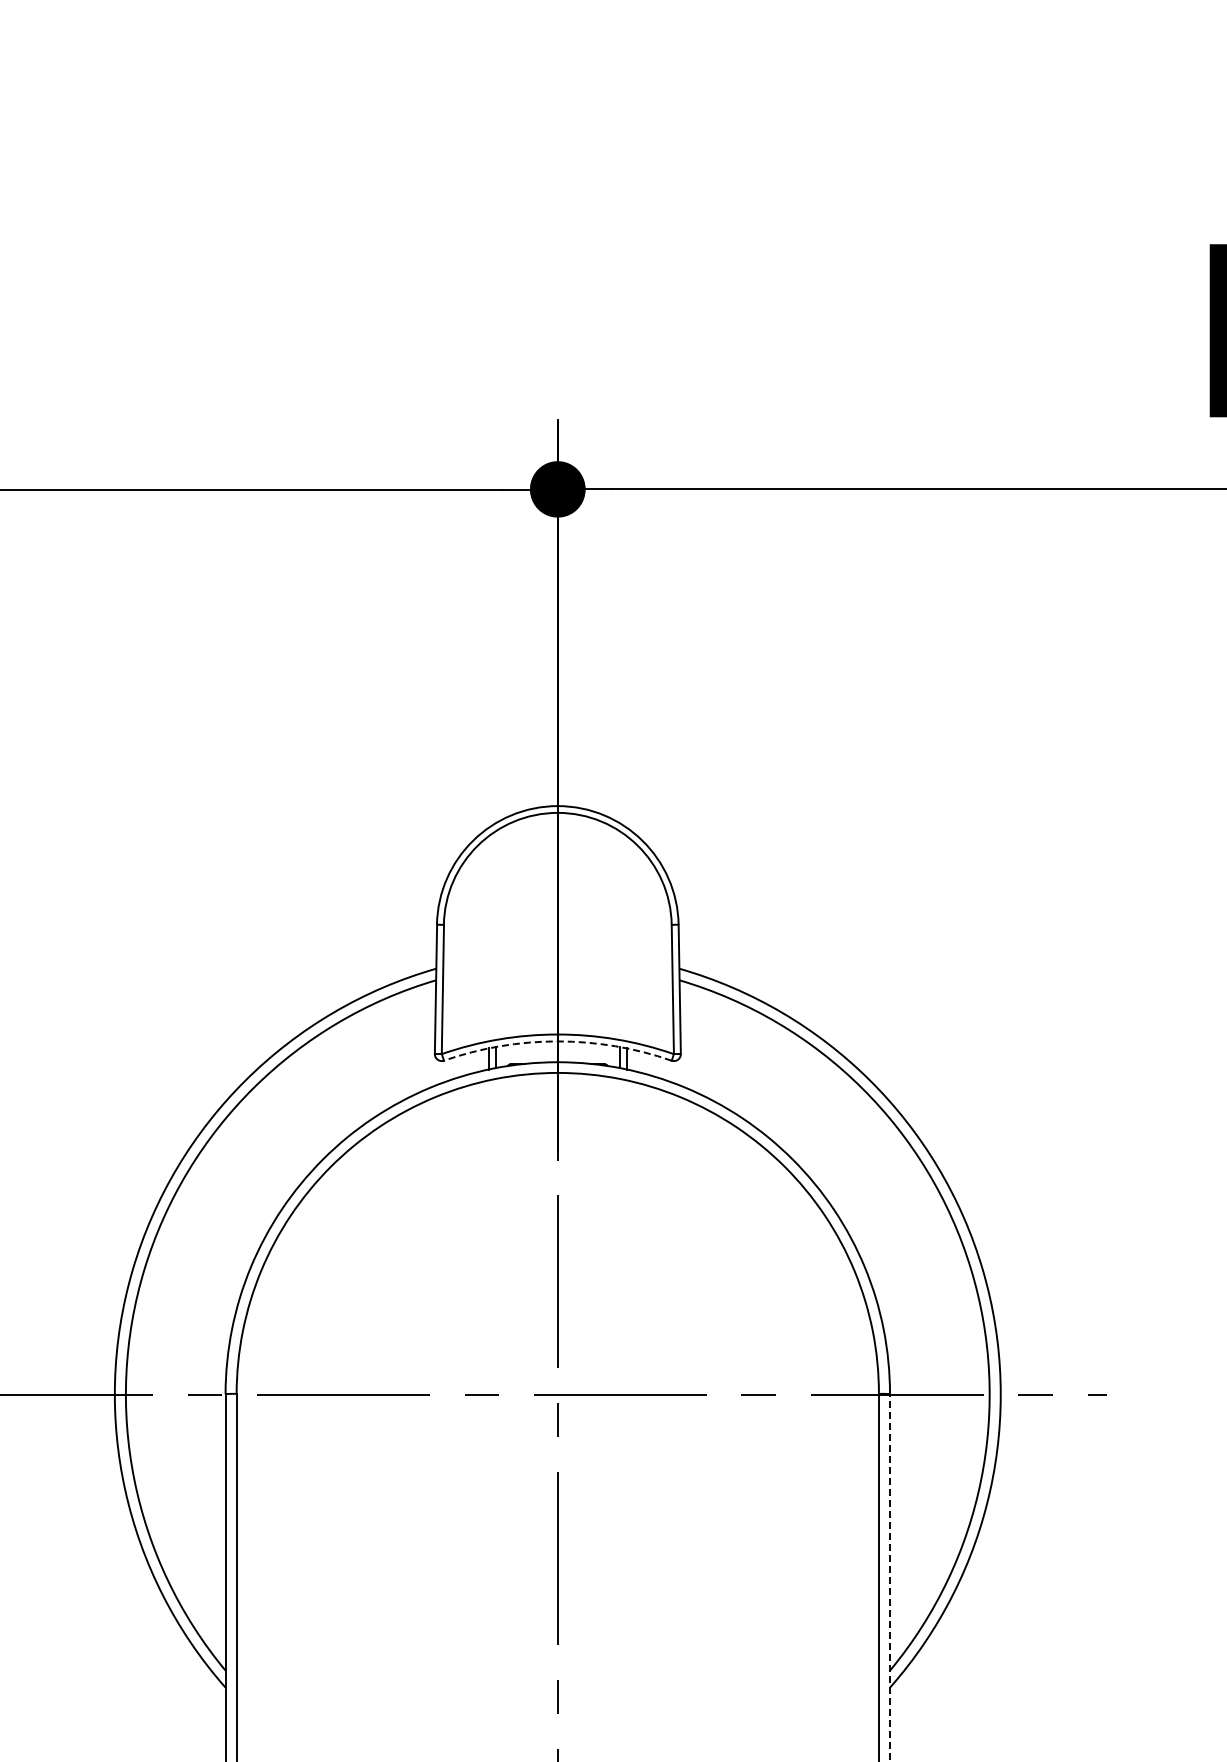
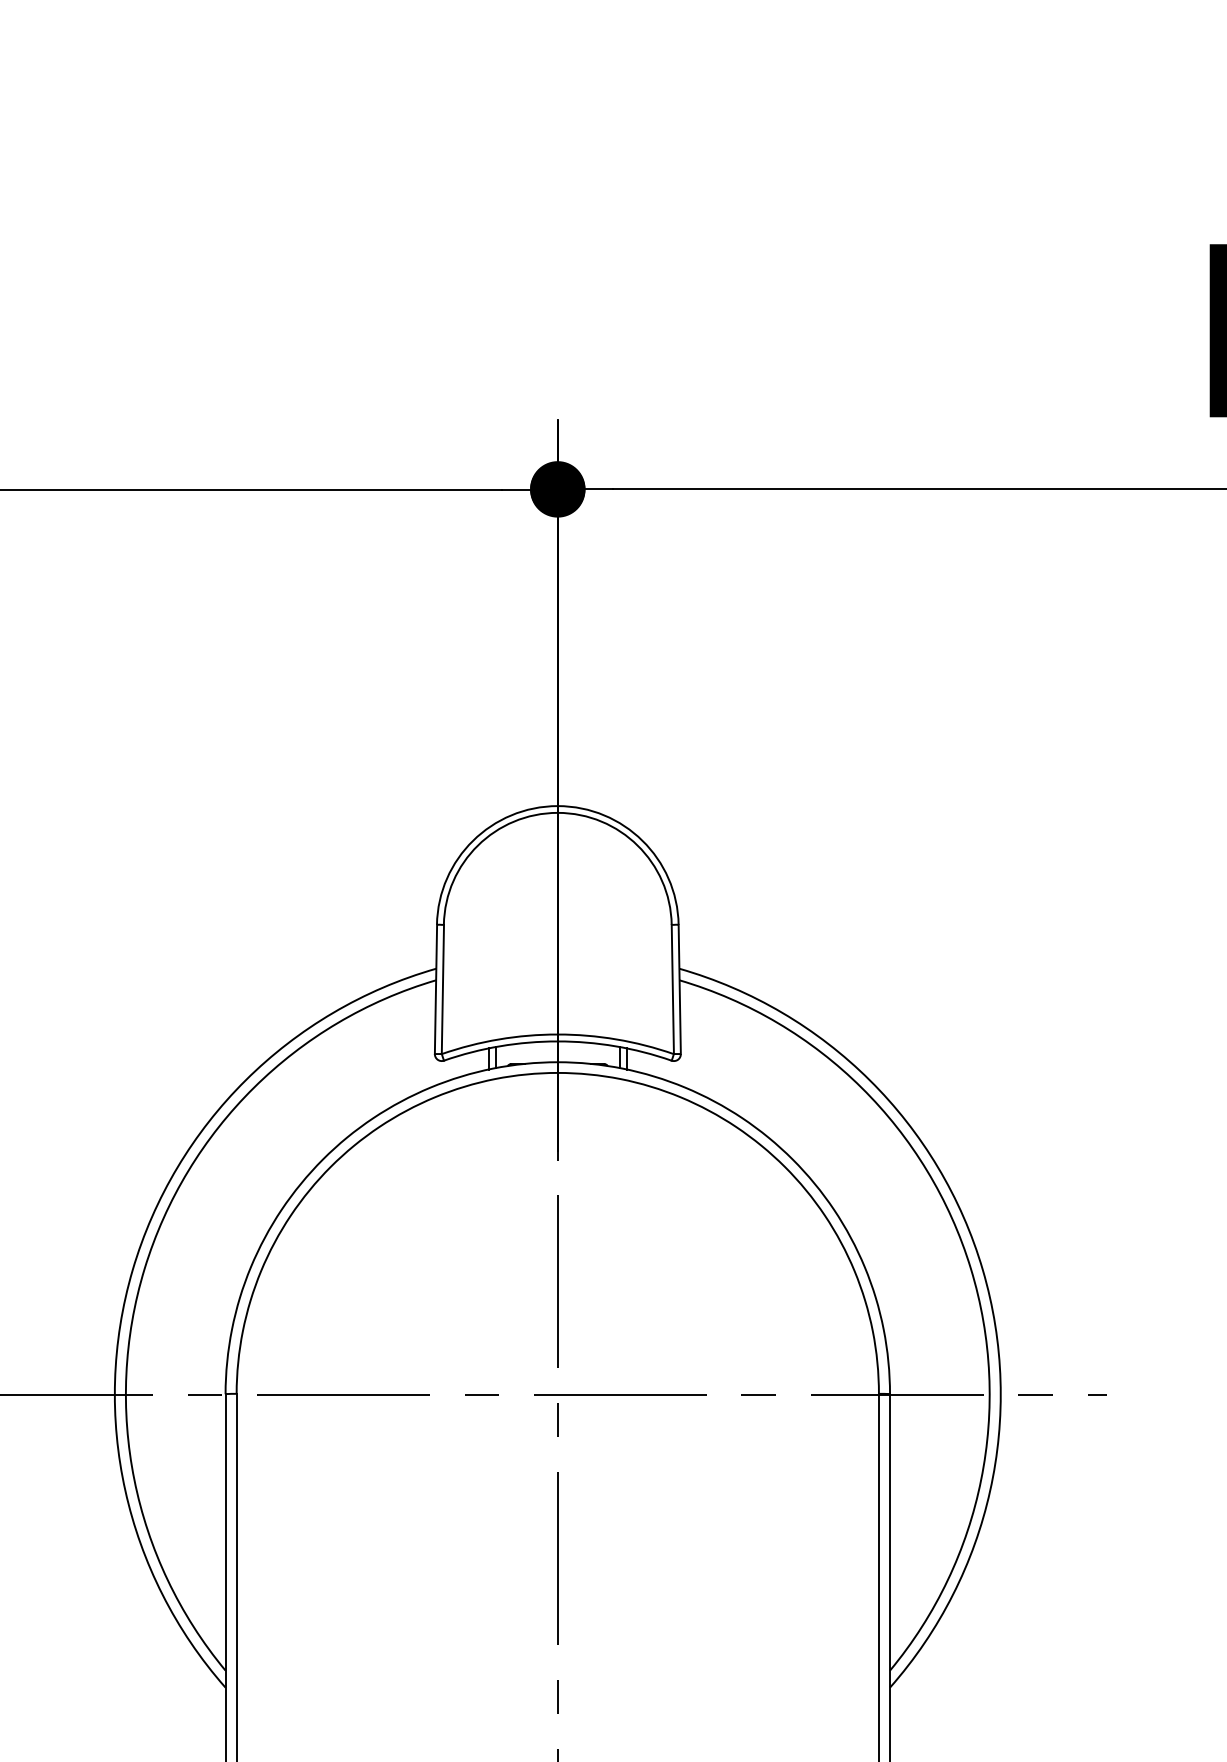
arc: dashed -> solid (557, 1041)
line: dashed -> solid (890, 1577)
